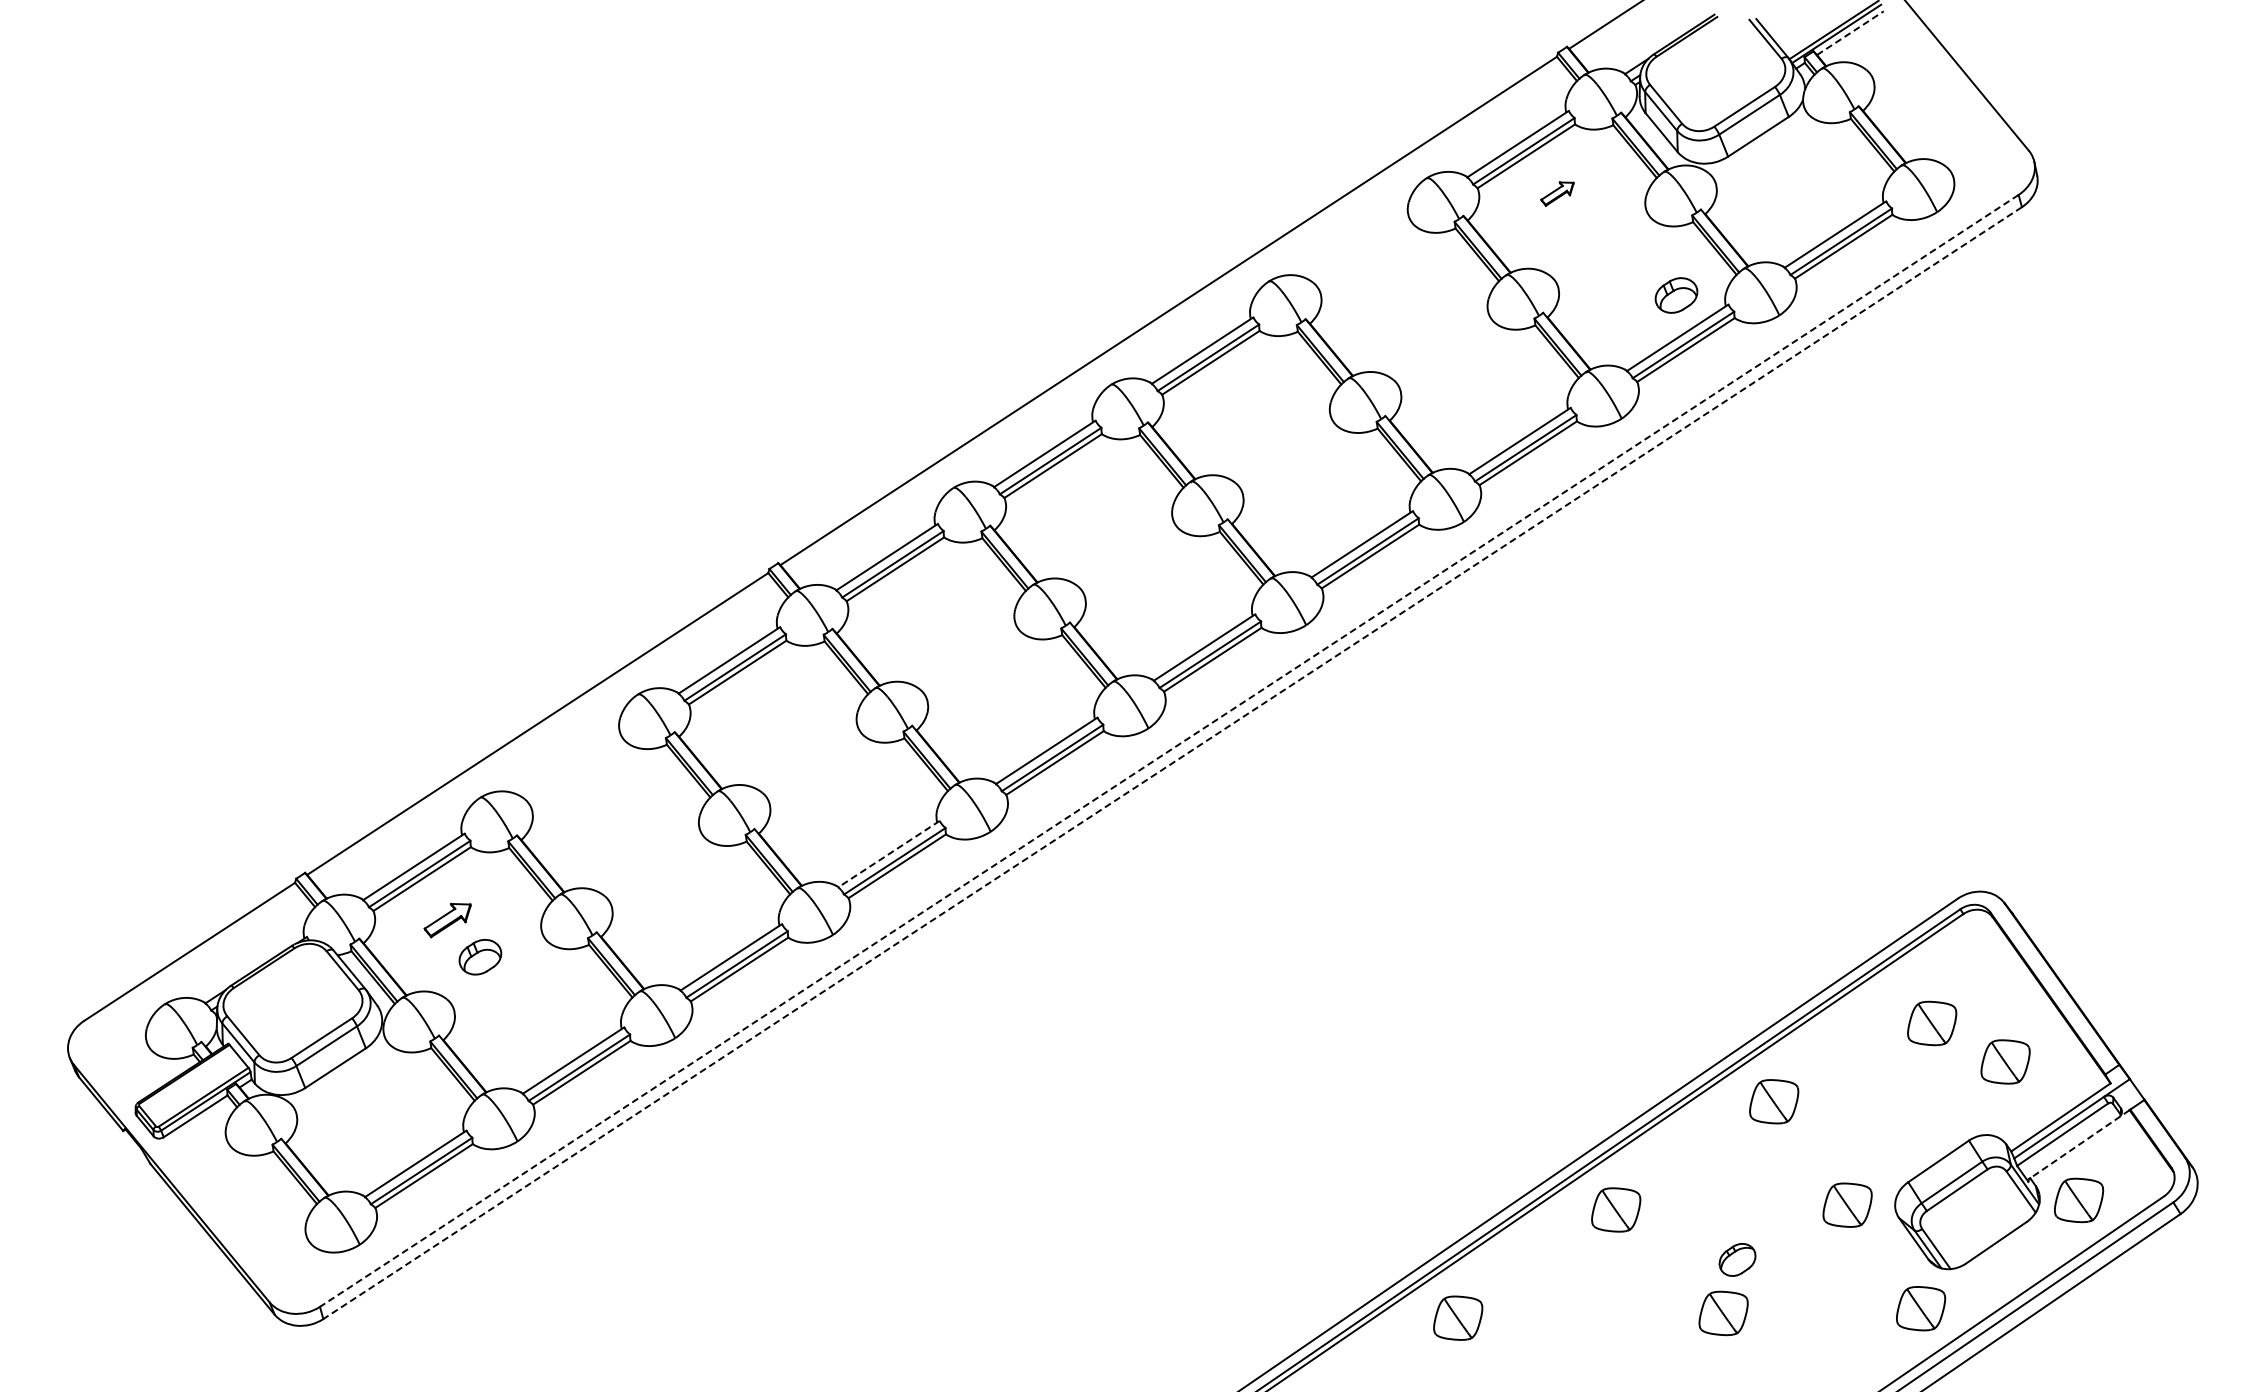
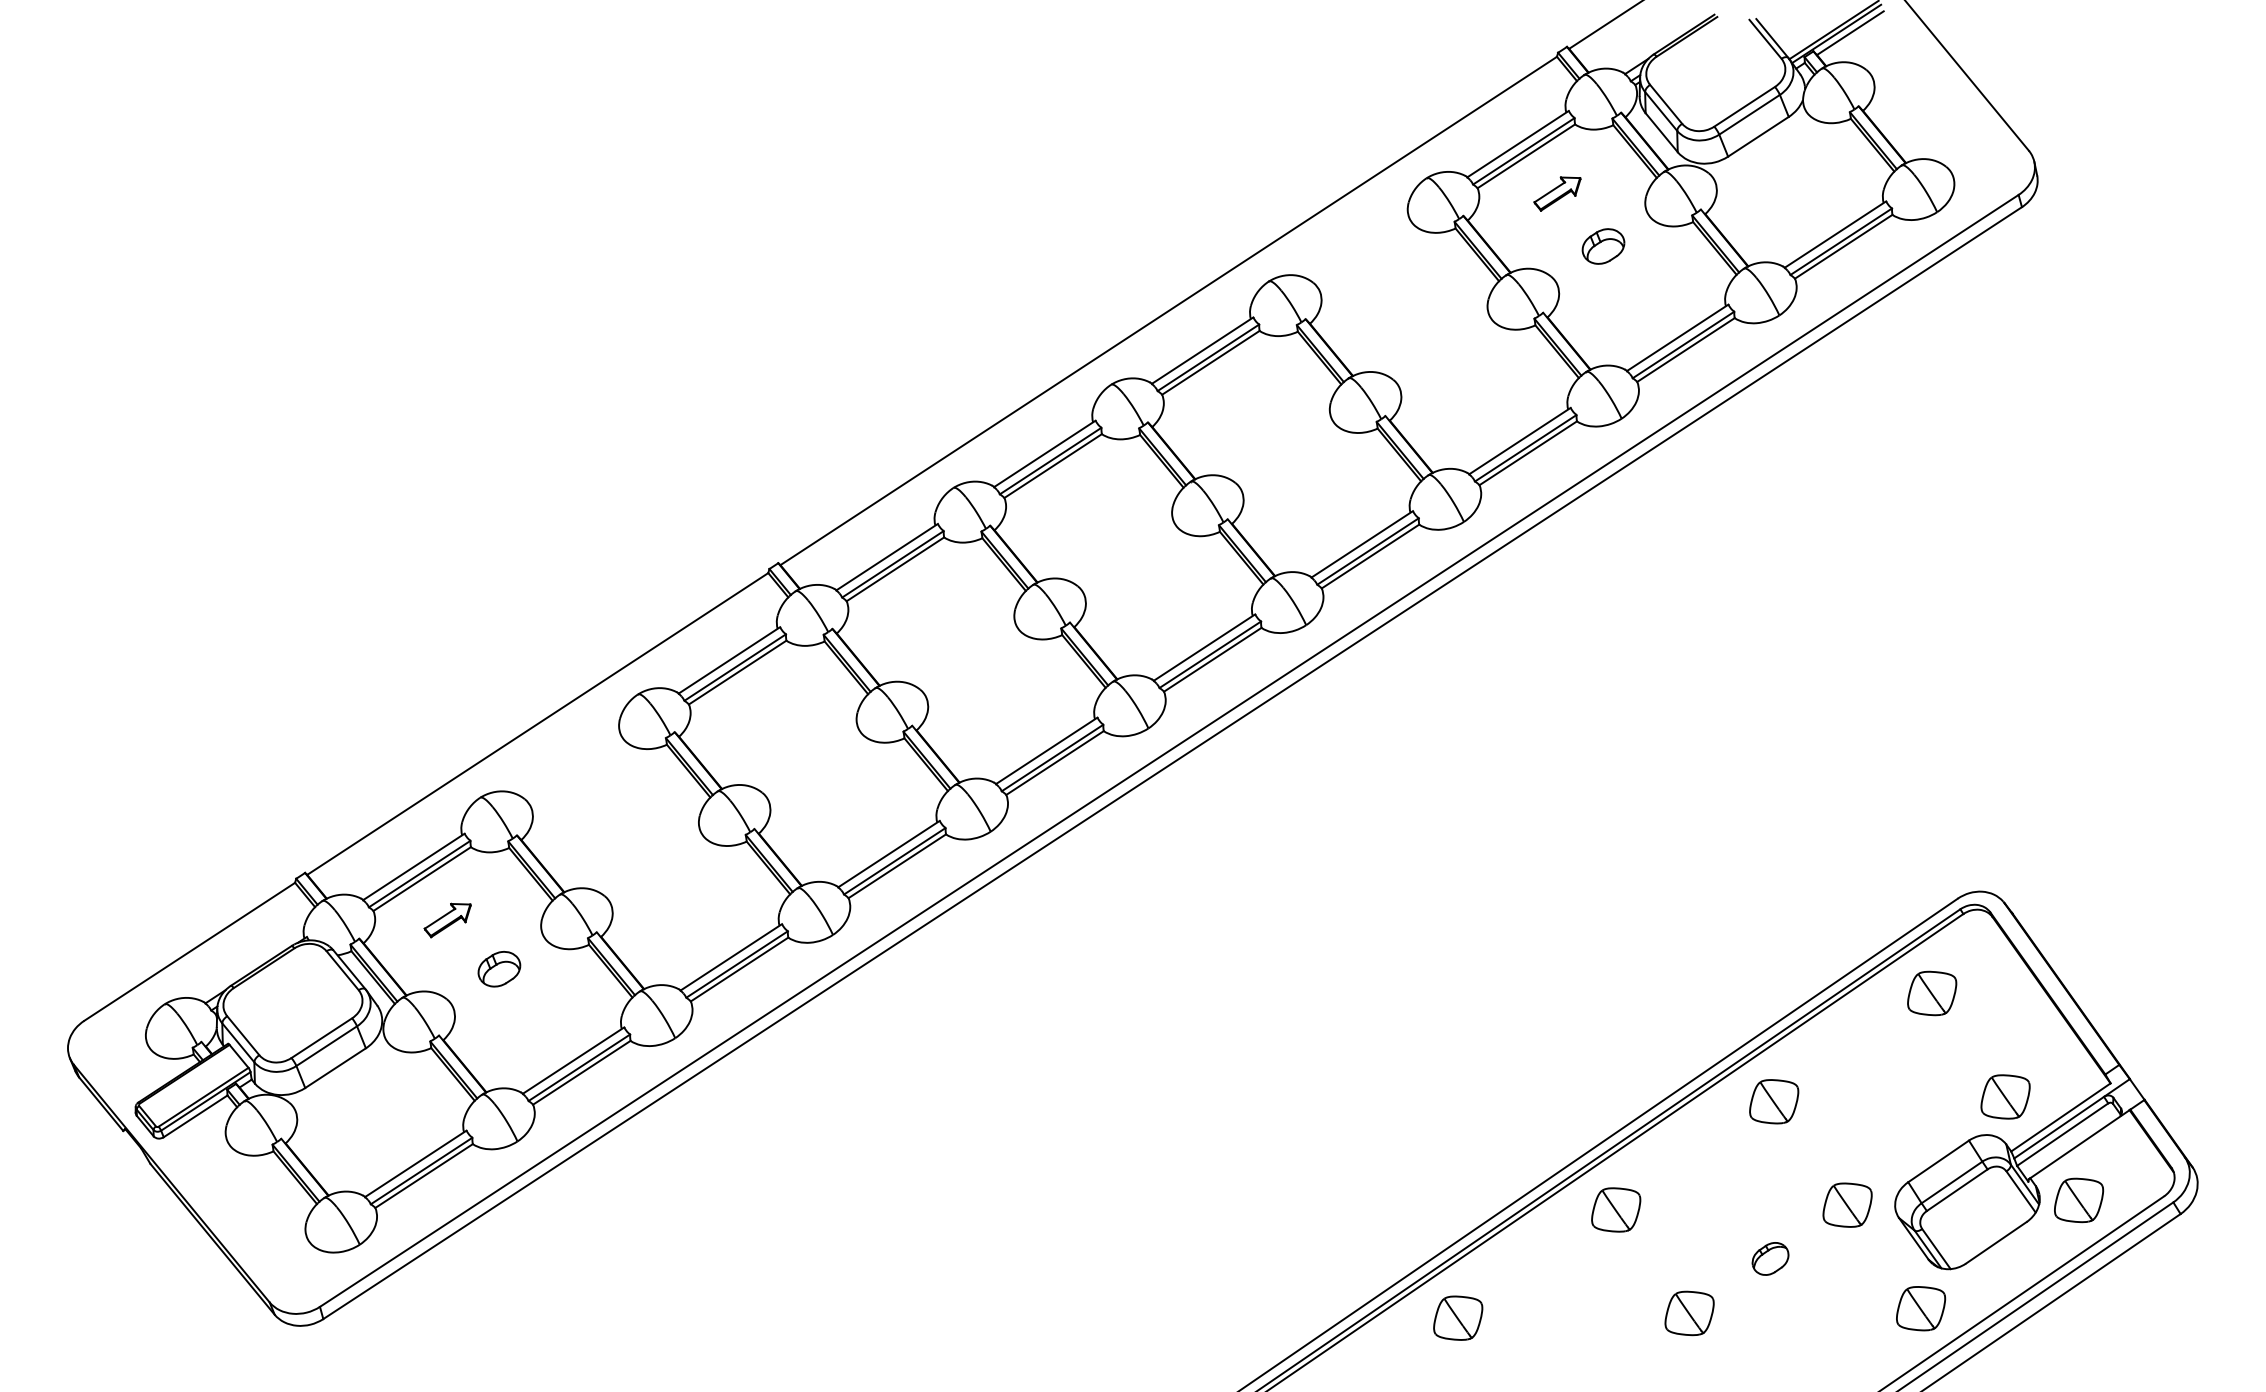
line: dashed -> solid (1850, 33)
part size: 35x26 px -> 49x36 px (1557, 193)
part position: (1676, 295) -> (1603, 246) (1603, 246)
line: dashed -> solid (1168, 751)
line: dashed -> solid (1172, 763)
line: dashed -> solid (888, 854)
part position: (480, 957) -> (499, 969) (499, 969)
part position: (1932, 1023) -> (1932, 993) (1932, 993)
part position: (2005, 1061) -> (2005, 1096) (2005, 1096)
line: dashed -> solid (2079, 1144)
part position: (1737, 1259) -> (1770, 1258) (1770, 1258)
part position: (1723, 1313) -> (1689, 1313) (1689, 1313)
